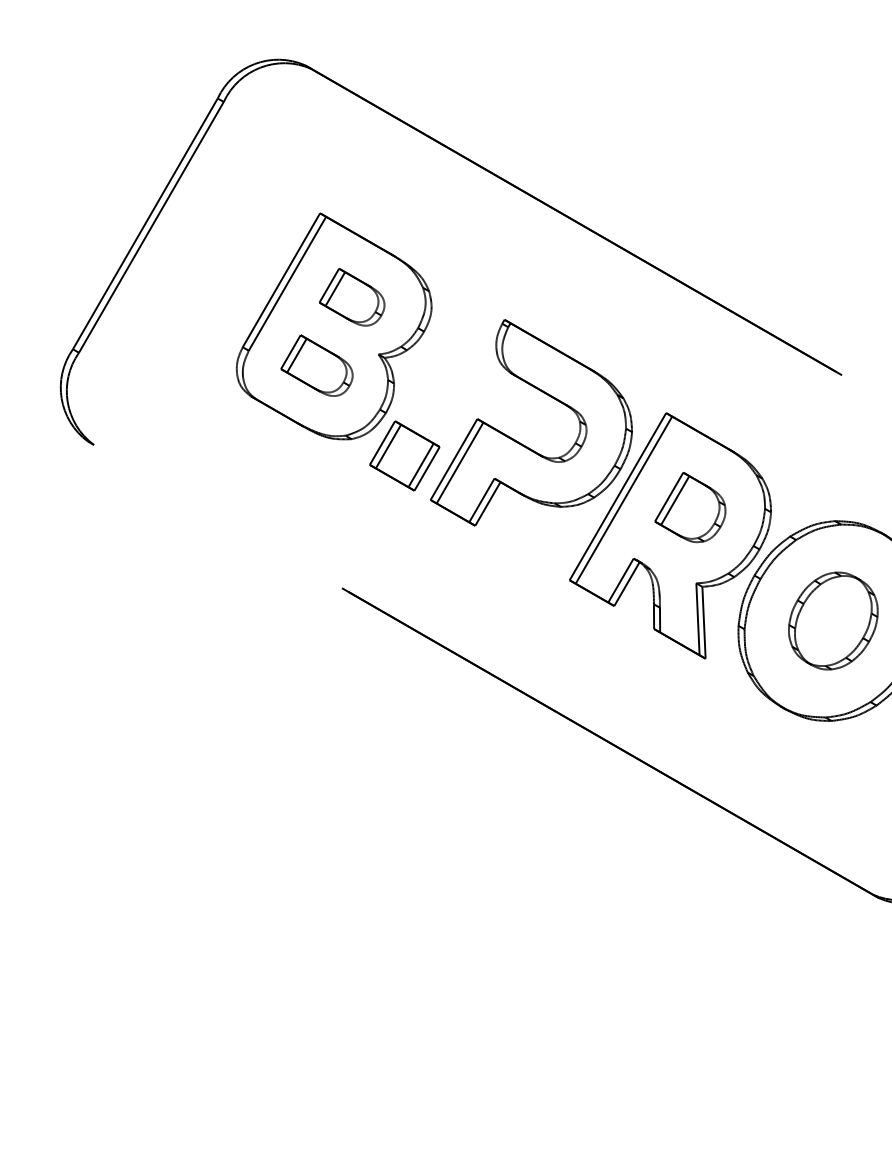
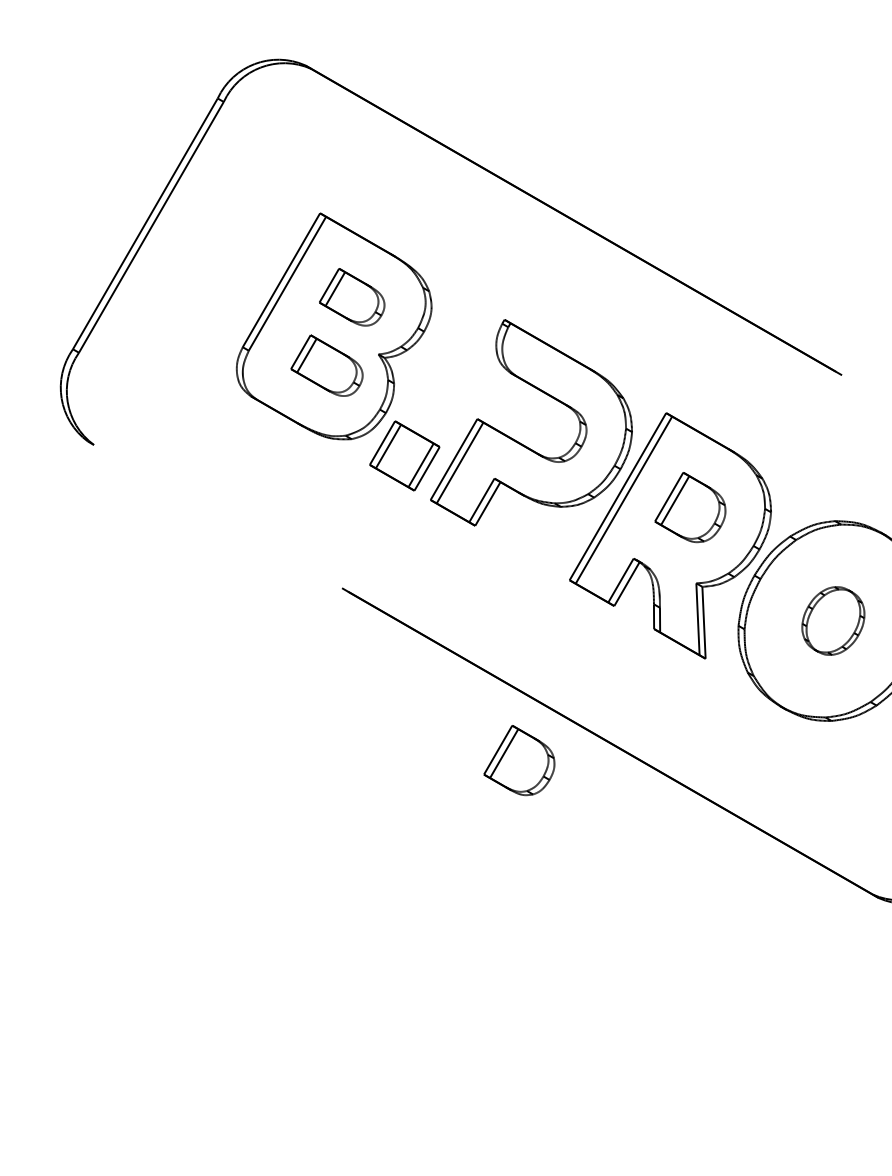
part position: (316, 365) -> (326, 365) (326, 365)
part size: 91x100 px -> 65x70 px (833, 620)
part: none -> present (519, 760)
